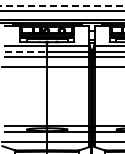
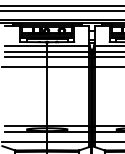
line: dashed -> solid (61, 5)
line: dashed -> solid (26, 52)
